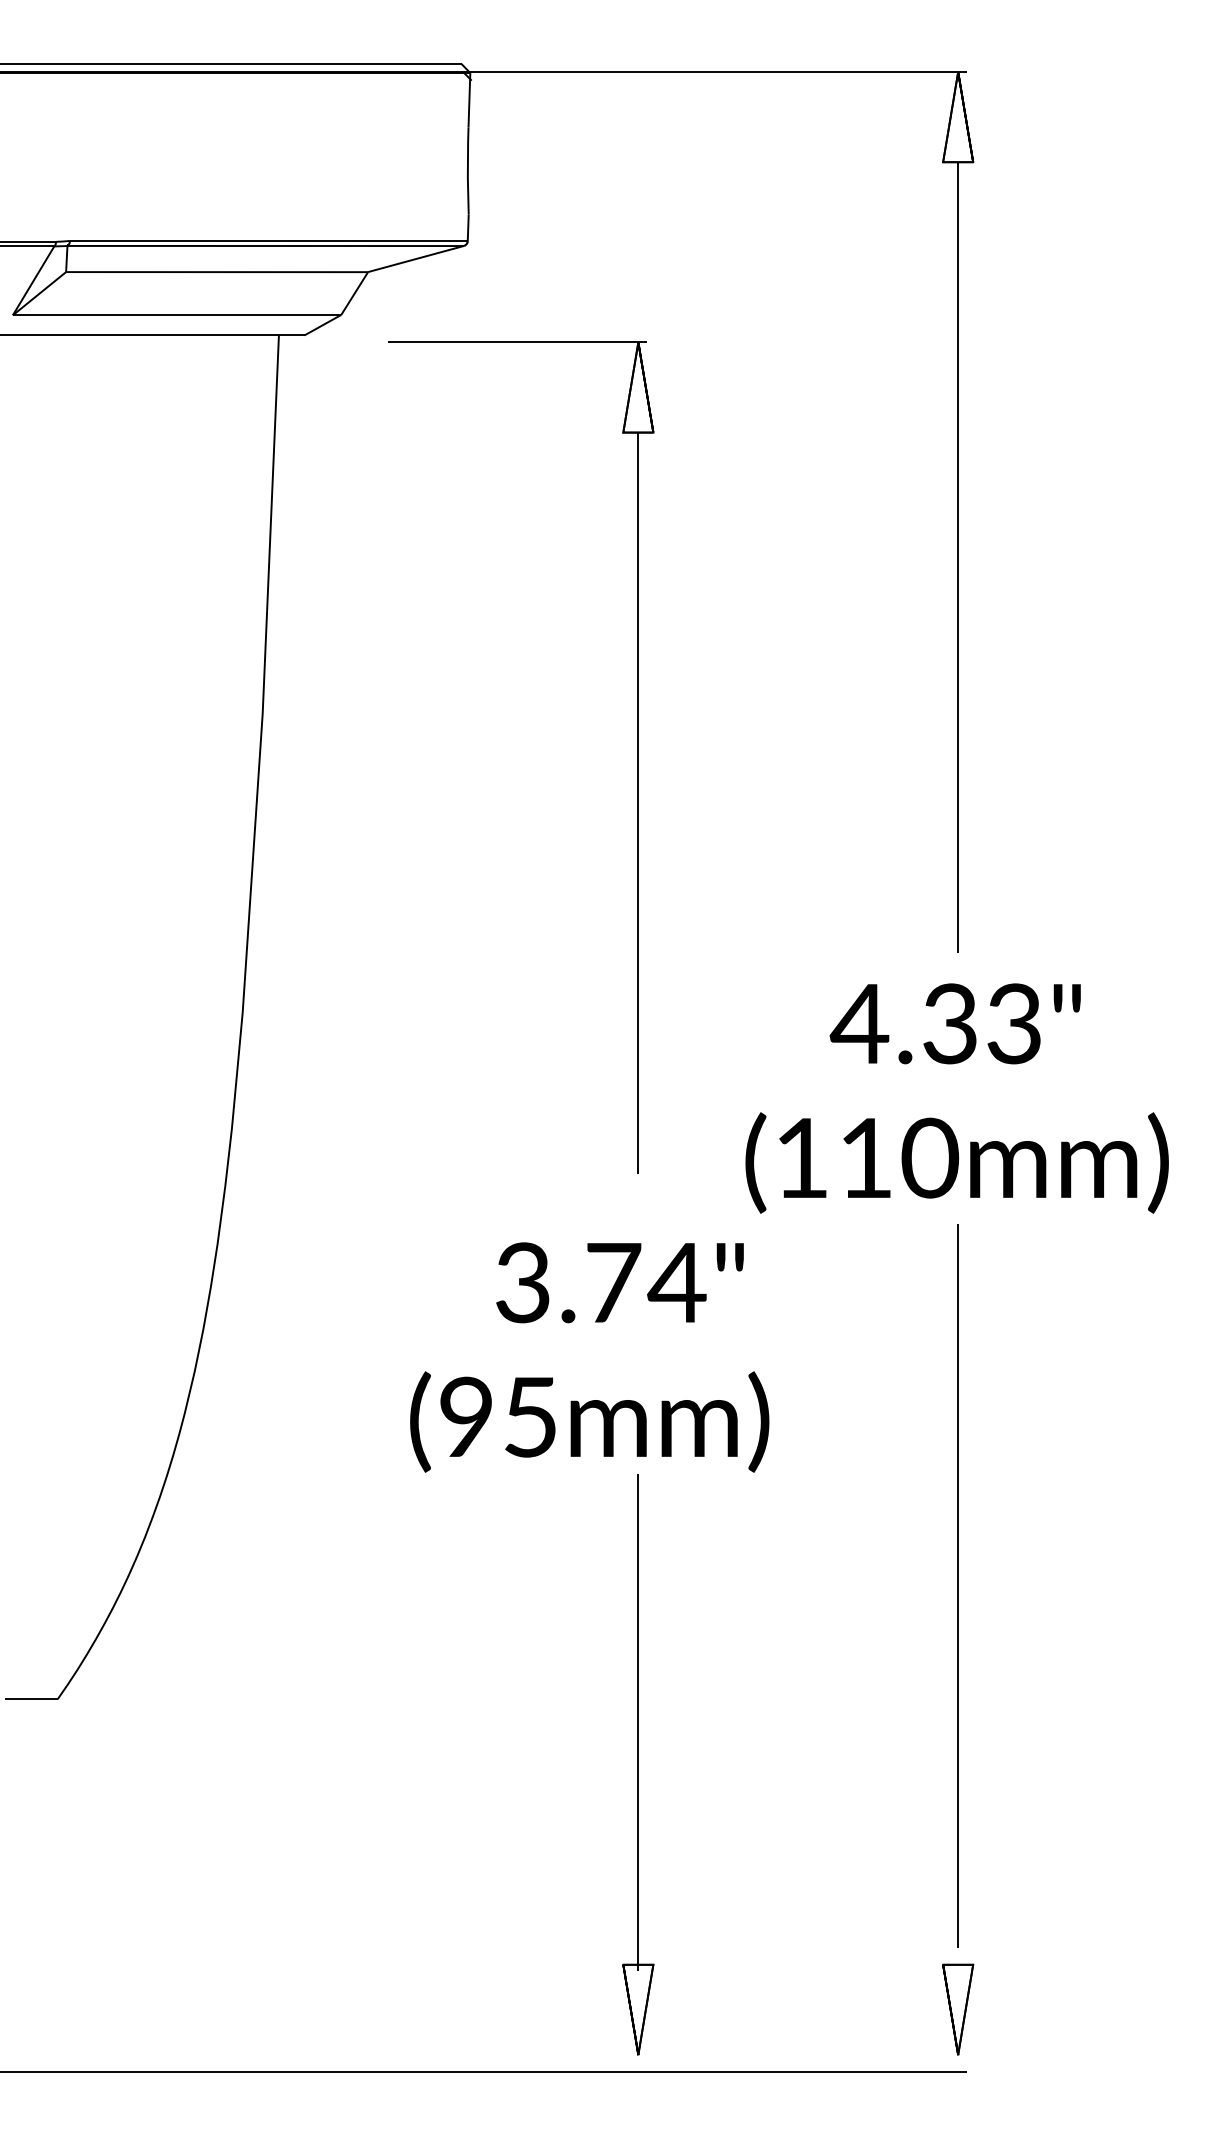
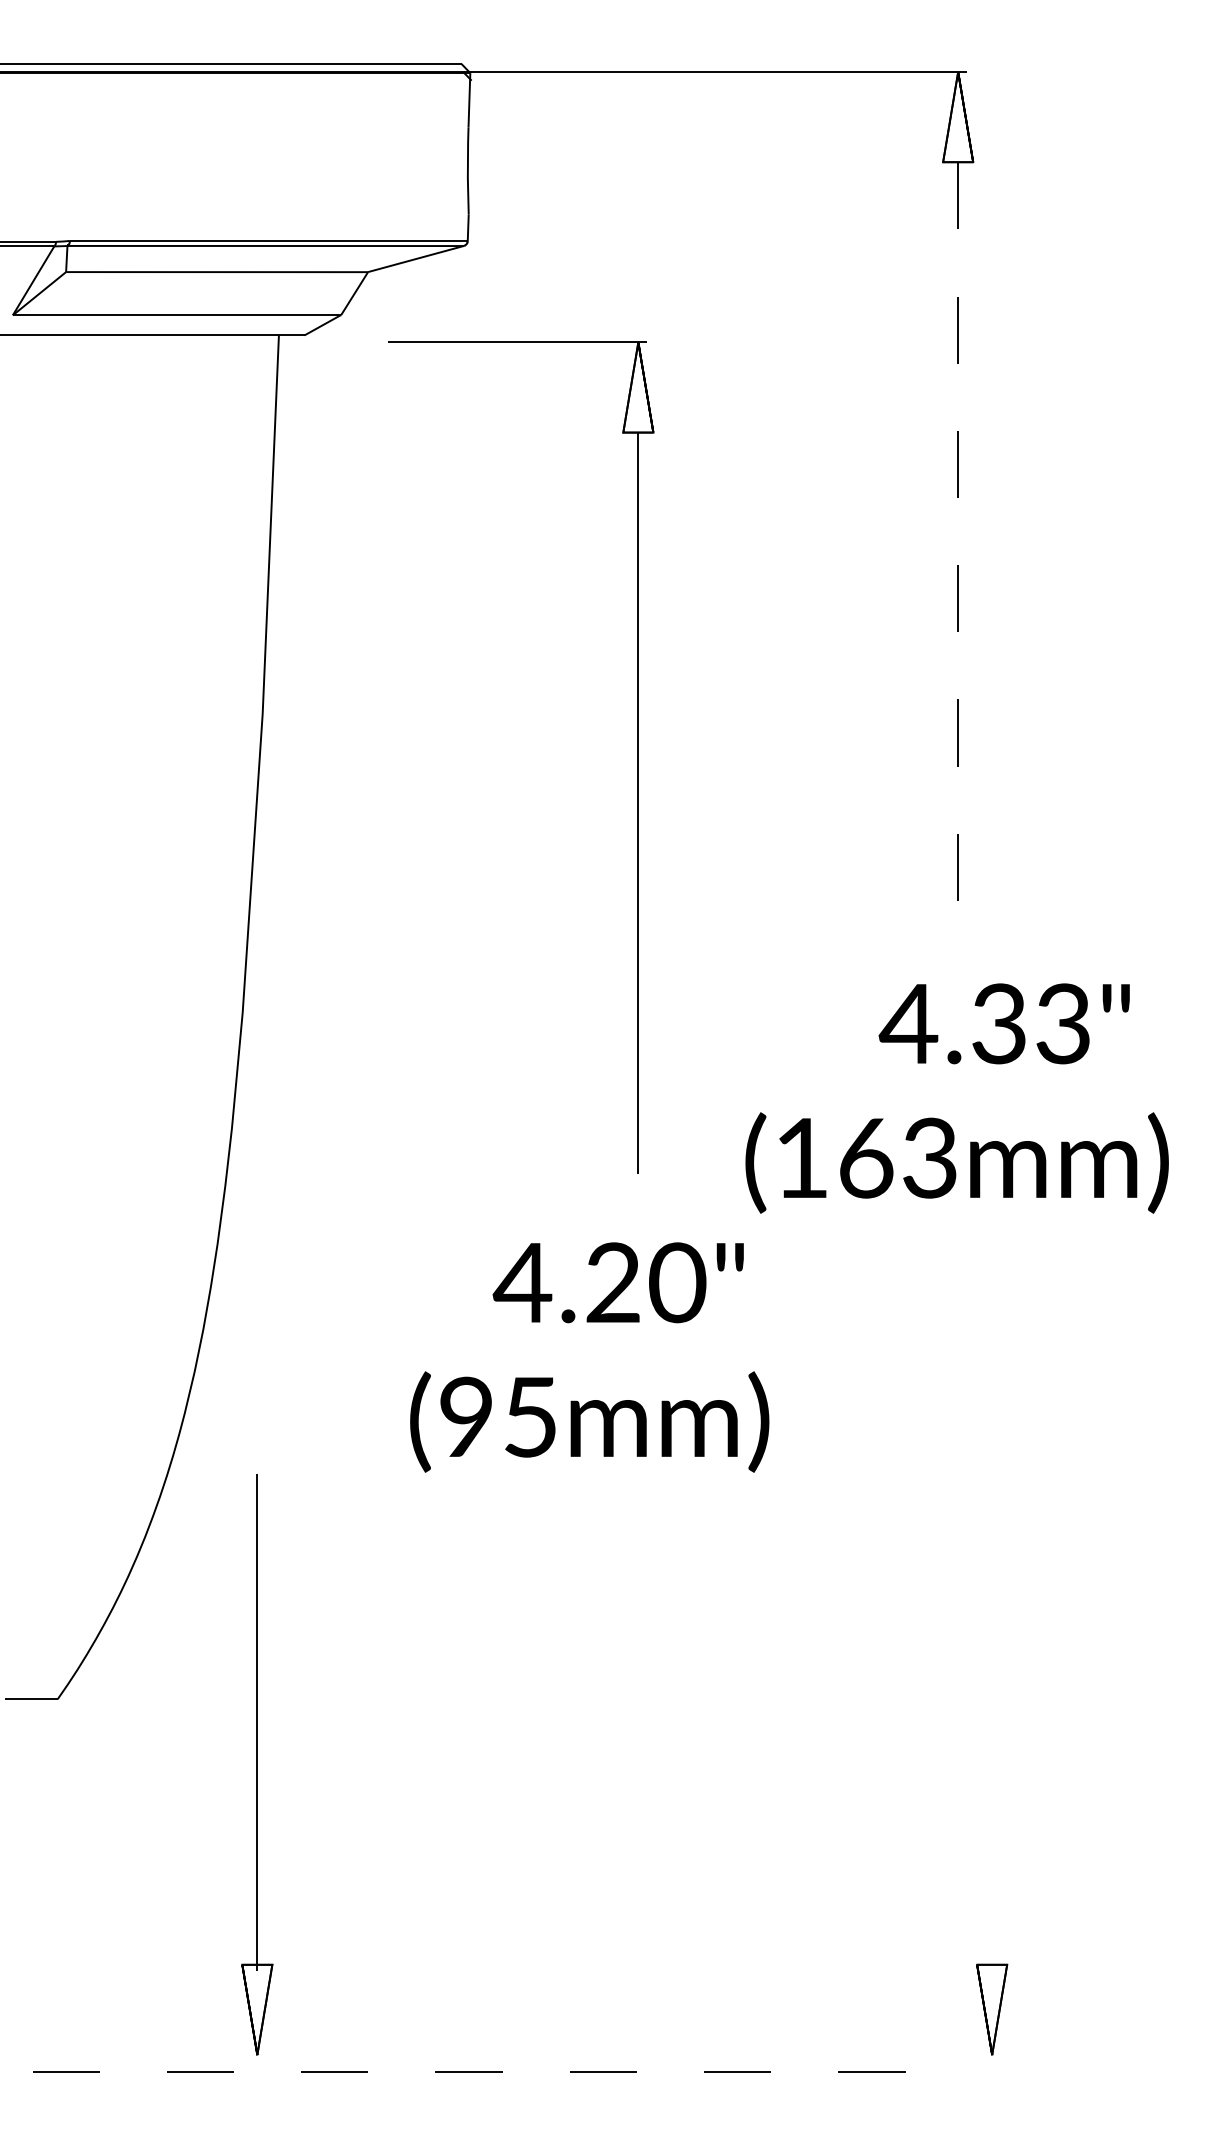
line: solid -> dashed (958, 558)
text position: (954, 1023) -> (1003, 1023) (1003, 1023)
text: (110mm) -> (163mm) (899, 1157)
text: 3.74" -> 4.20" (599, 1282)
line: present -> none (957, 1585)
part position: (638, 1764) -> (257, 1764) (257, 1764)
part position: (958, 2009) -> (992, 2009) (992, 2009)
line: solid -> dashed (484, 2071)
